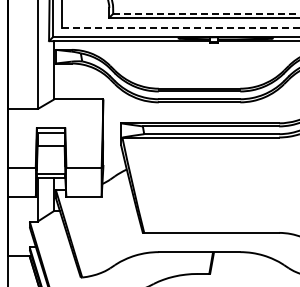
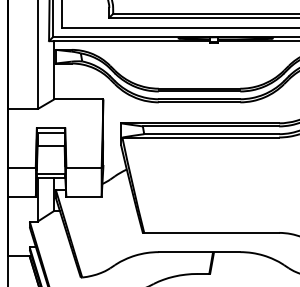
line: dashed -> solid (206, 13)
line: dashed -> solid (180, 28)
